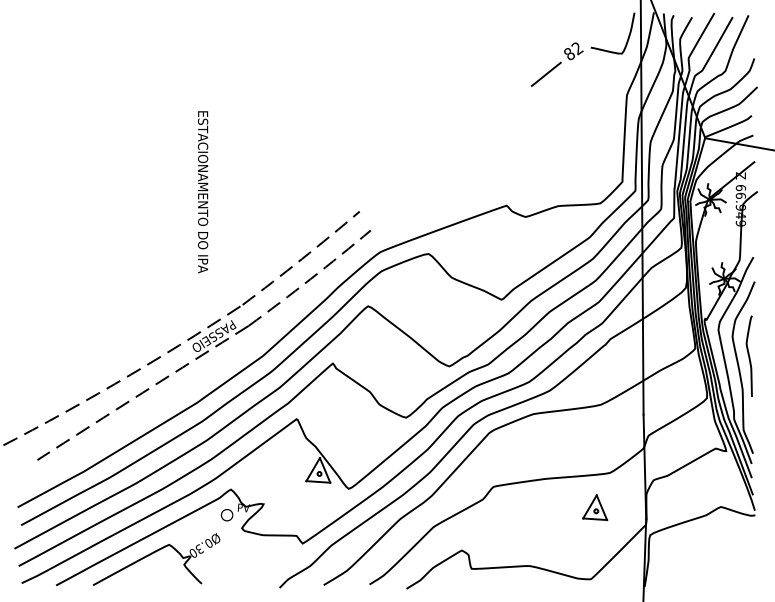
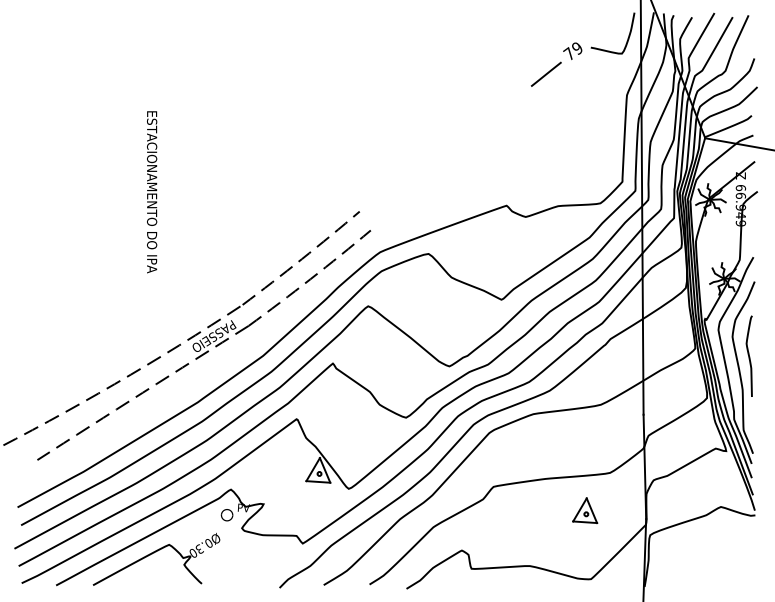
text: 82 -> 79 (573, 51)
text position: (203, 192) -> (152, 192) (152, 192)
part position: (595, 507) -> (585, 510) (585, 510)
